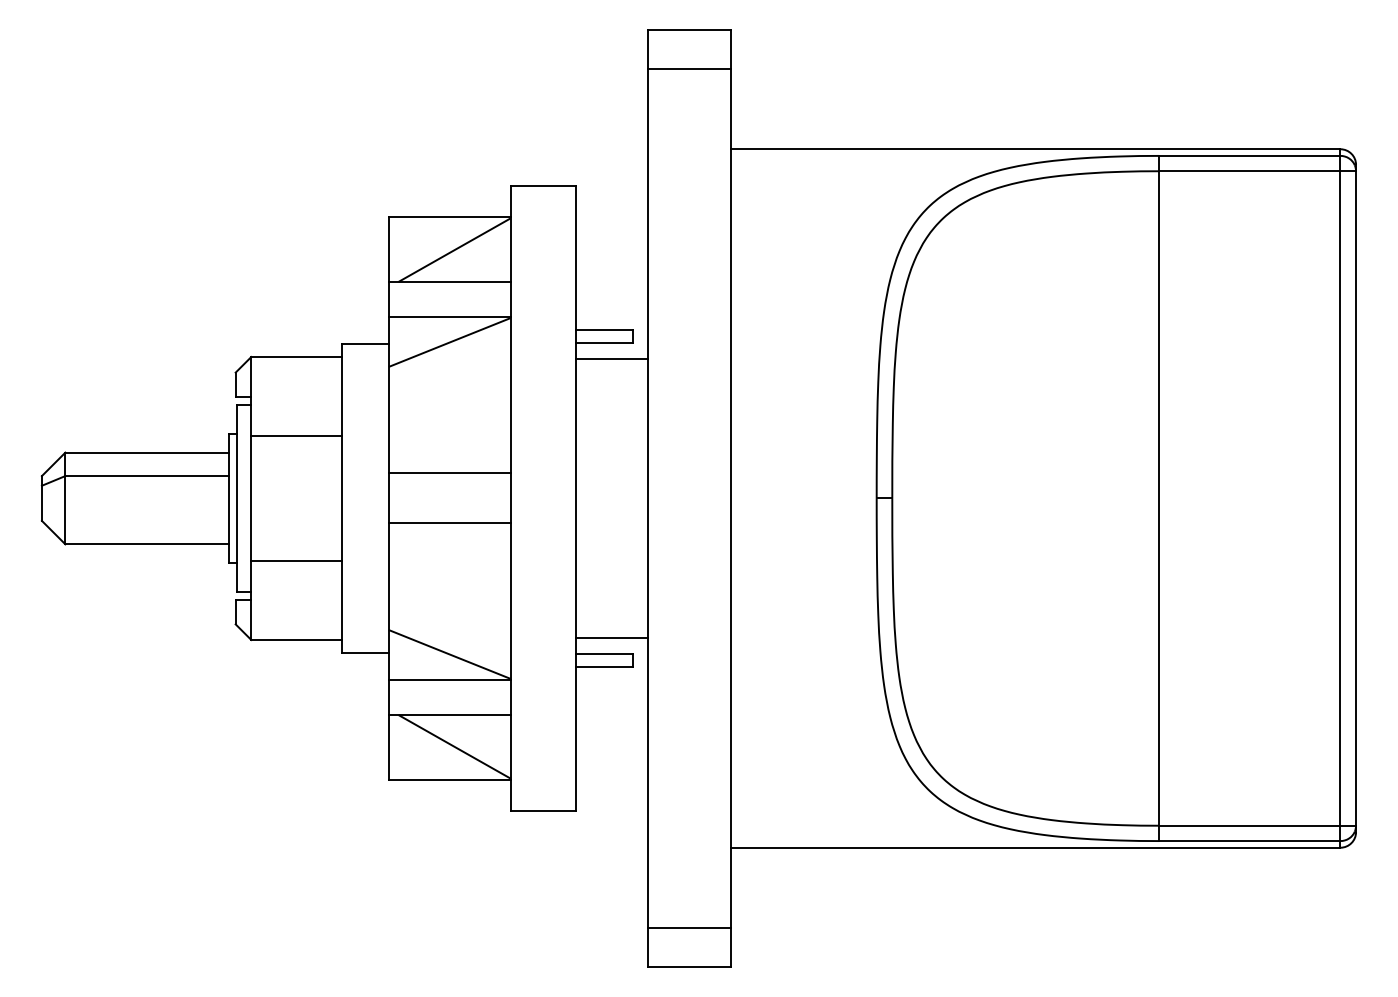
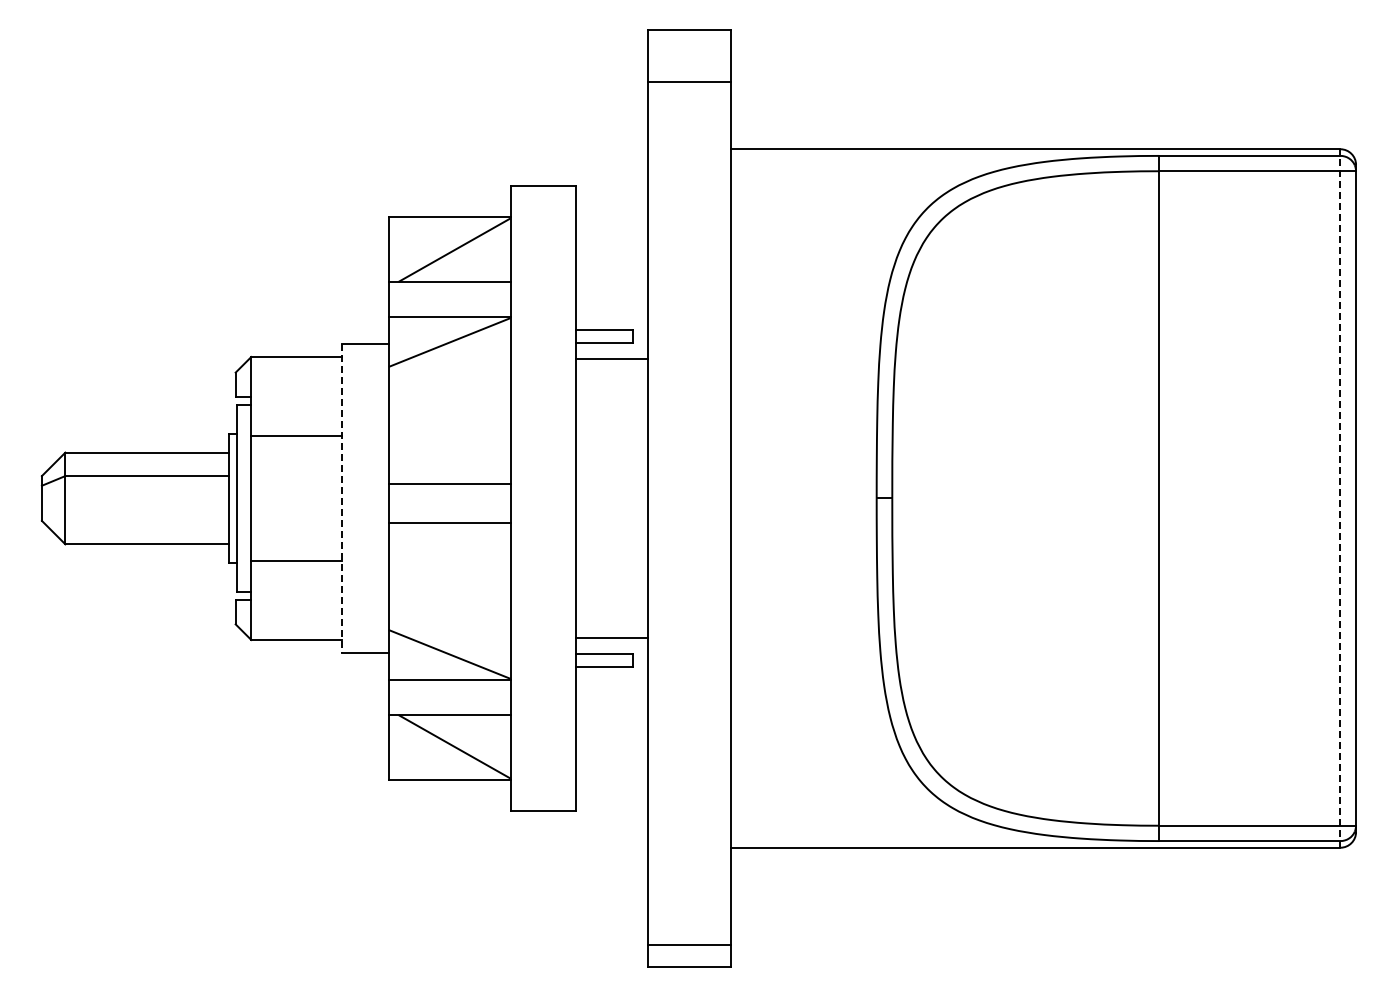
line position: (689, 68) -> (689, 81) (689, 81)
line position: (449, 473) -> (449, 484) (449, 484)
line: solid -> dashed (341, 498)
line: solid -> dashed (1340, 498)
line position: (689, 928) -> (689, 945) (689, 945)
